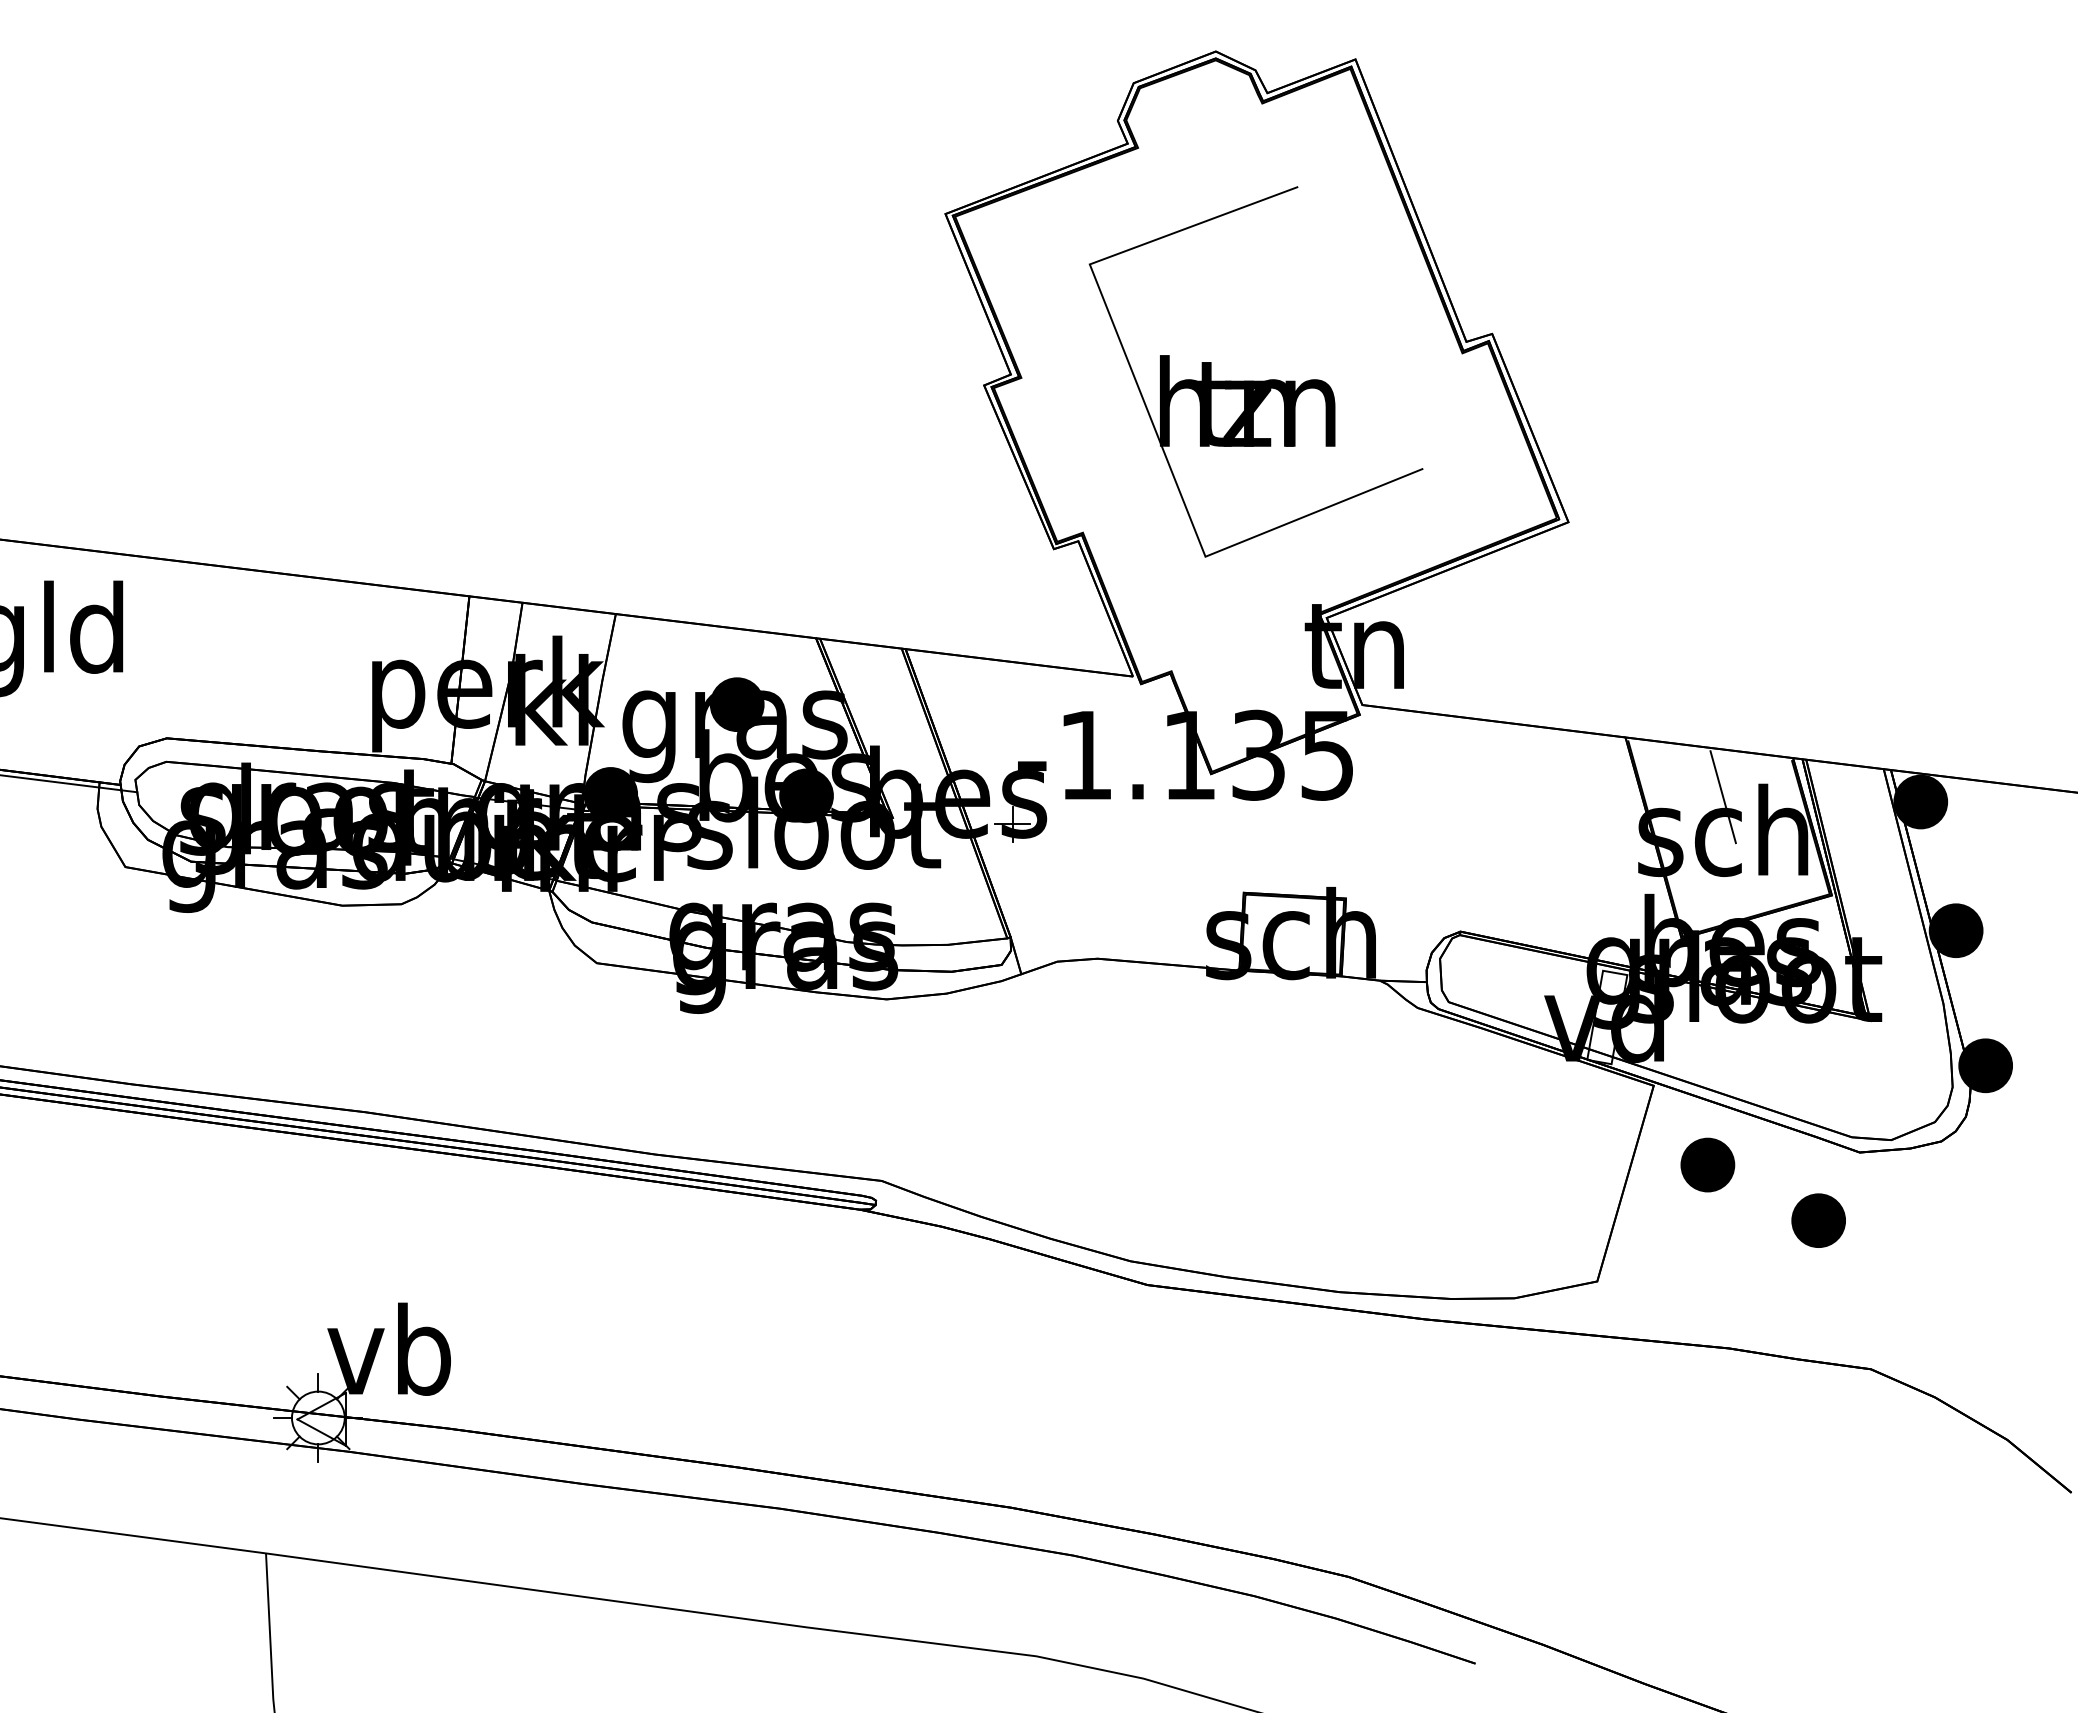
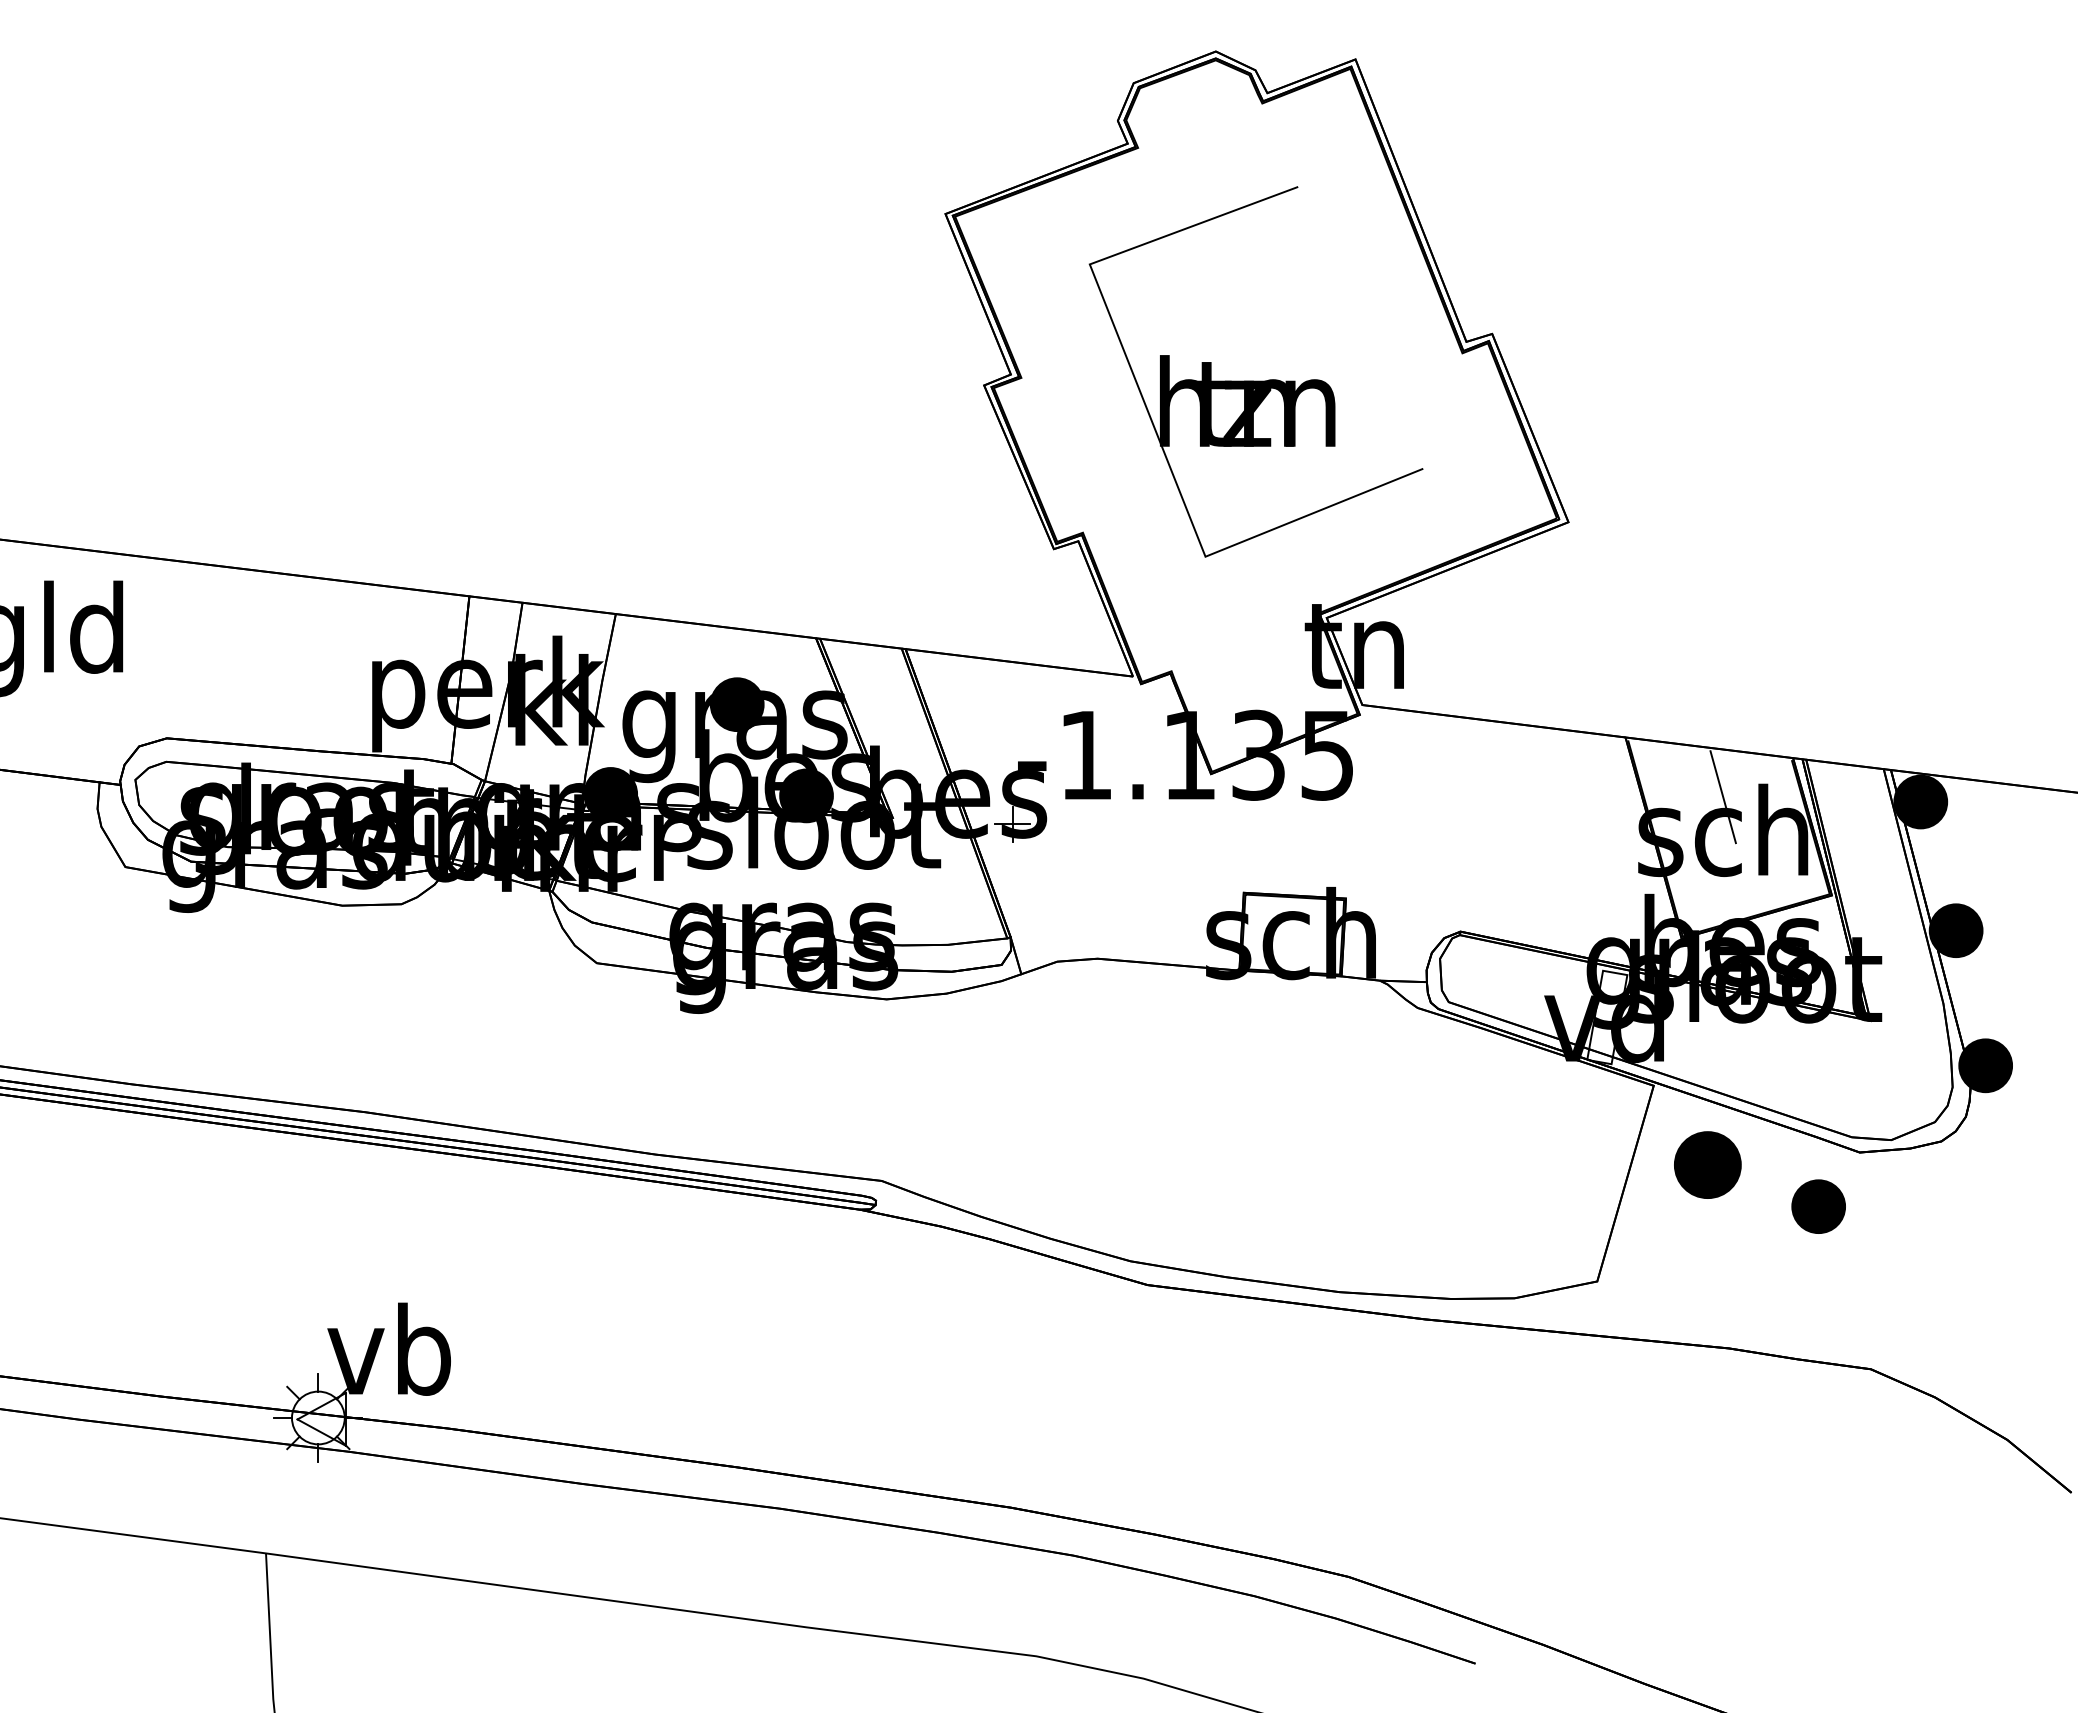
line: present -> none (69, 783)
part size: 56x56 px -> 68x68 px (1707, 1164)
part position: (1818, 1220) -> (1818, 1206) (1818, 1206)
